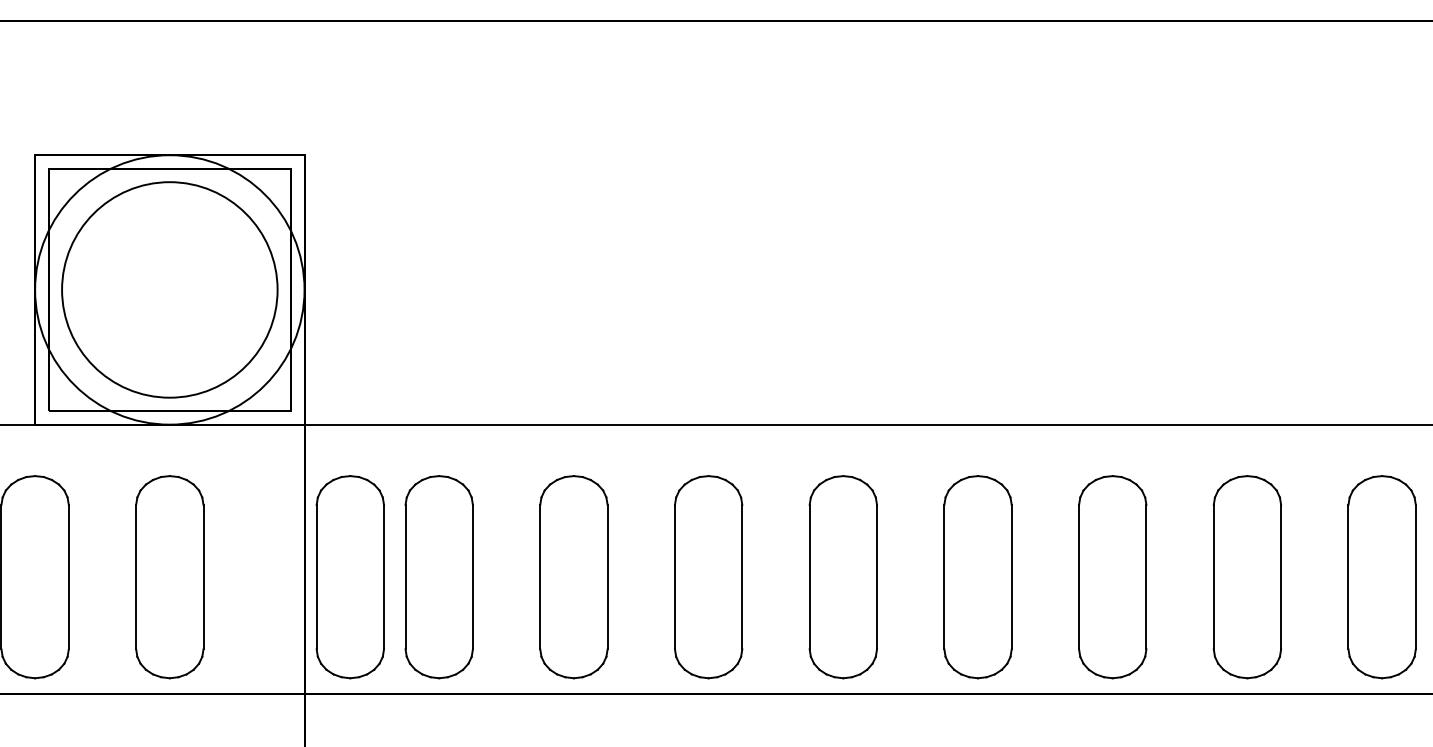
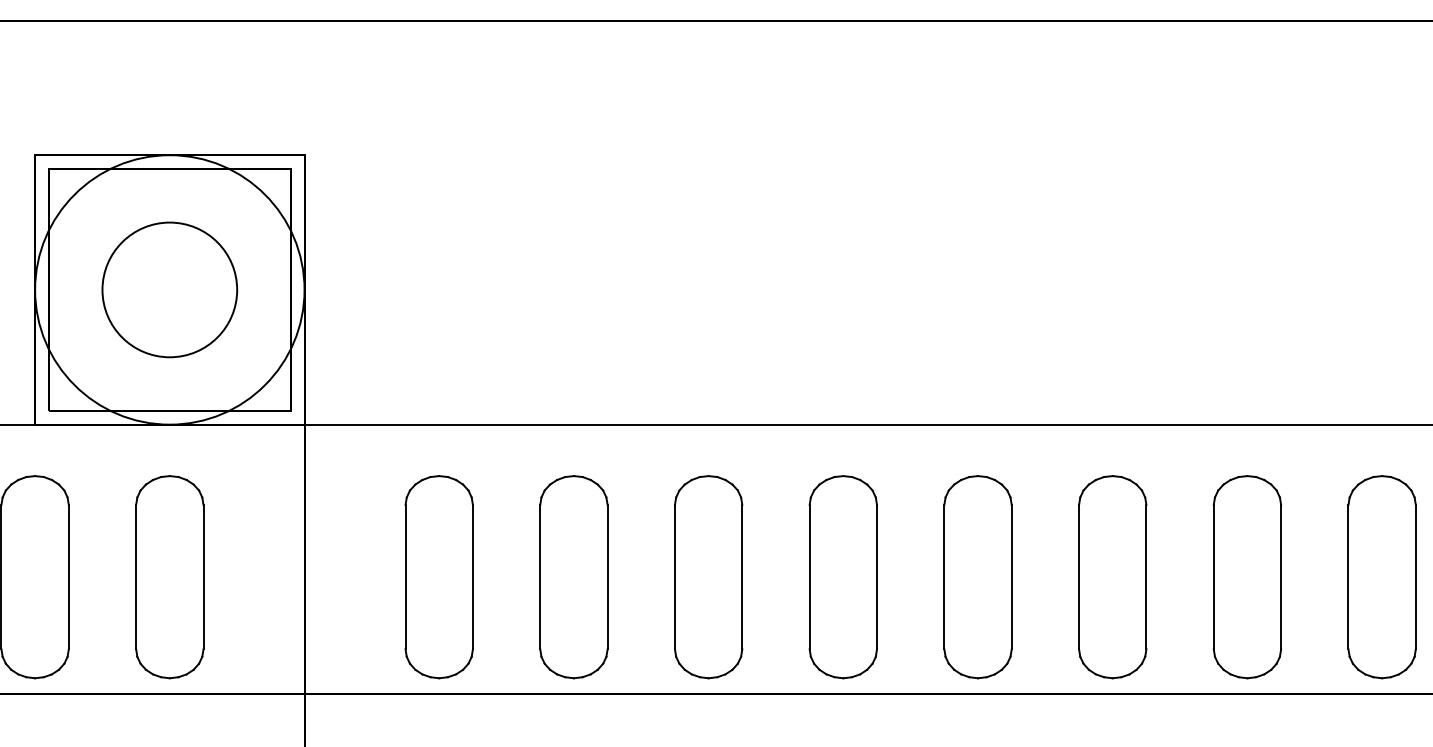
circle diameter: 216 px -> 135 px (169, 289)
part: present -> none (349, 577)
